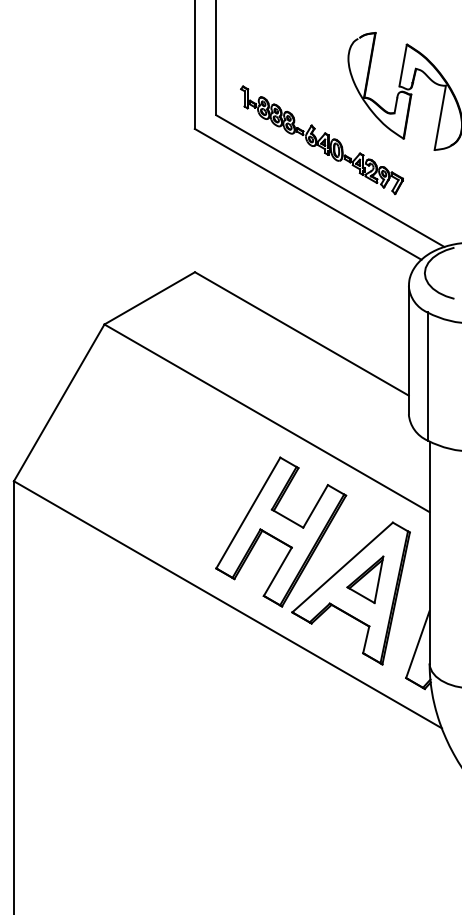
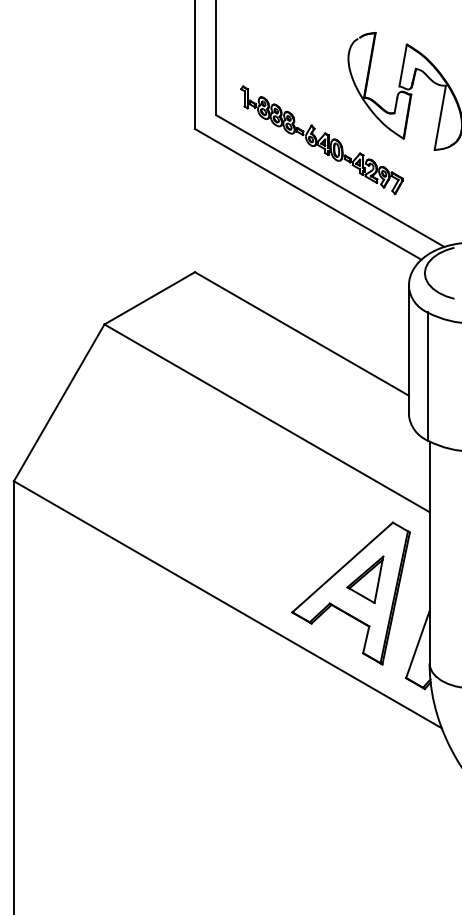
part: present -> none (281, 531)
